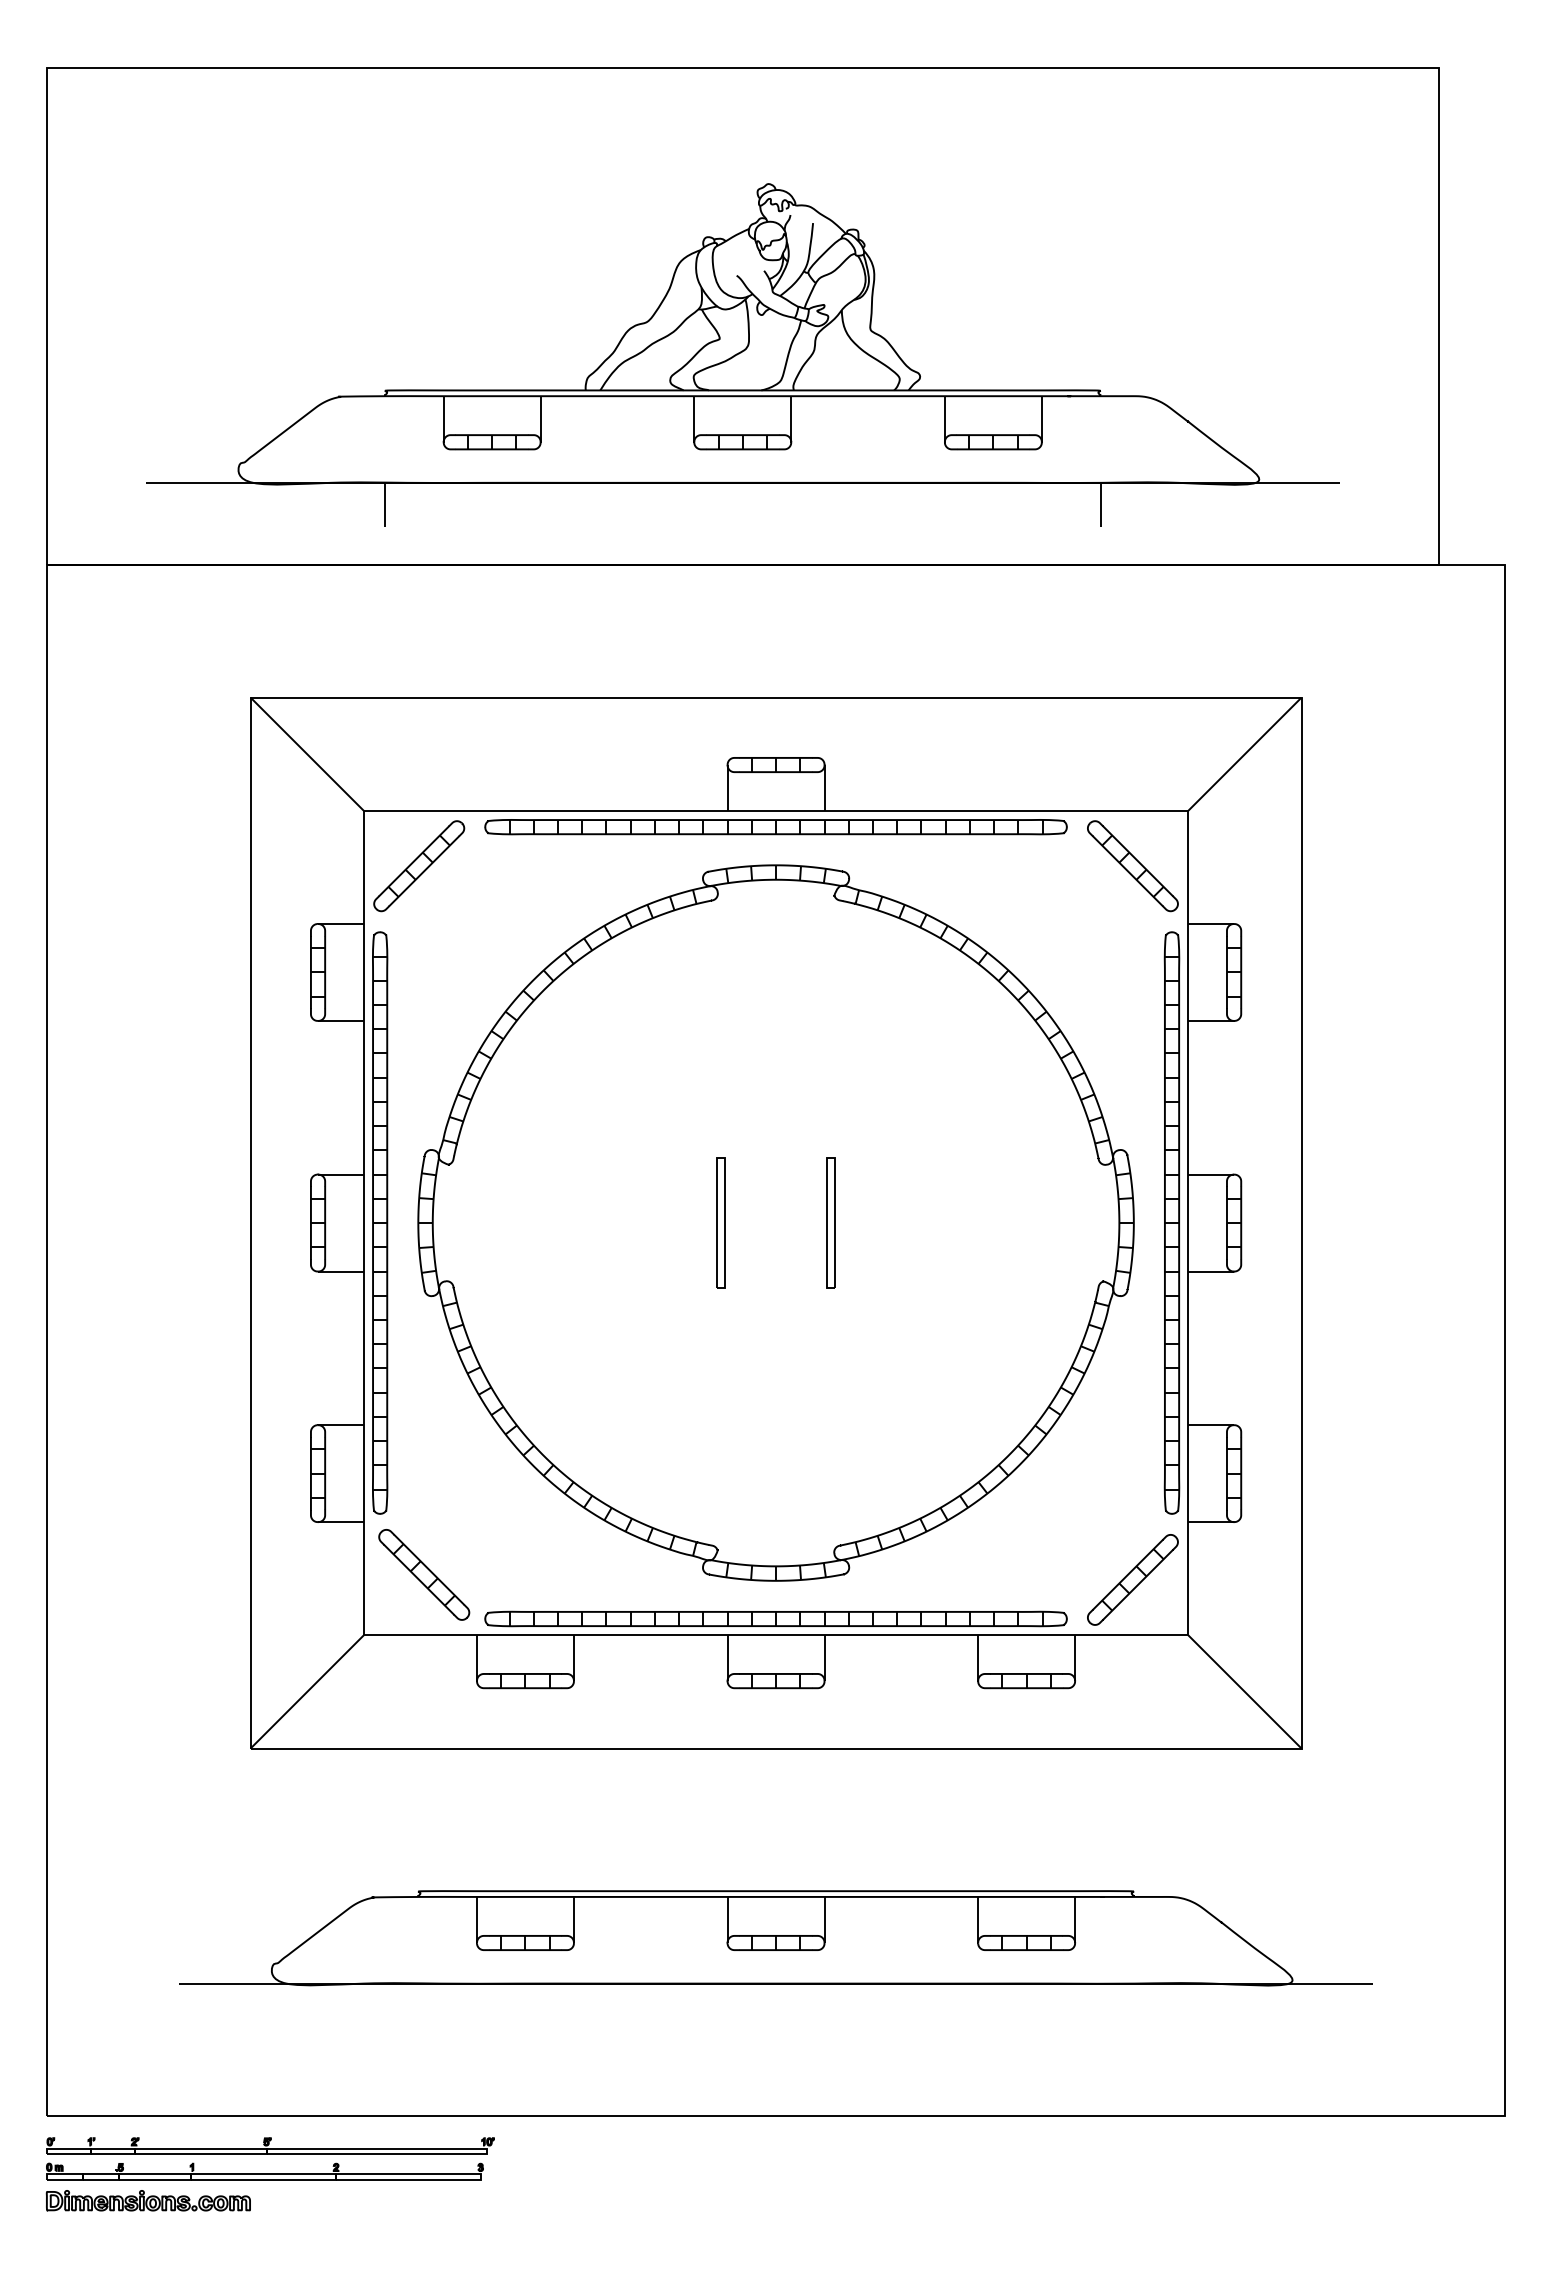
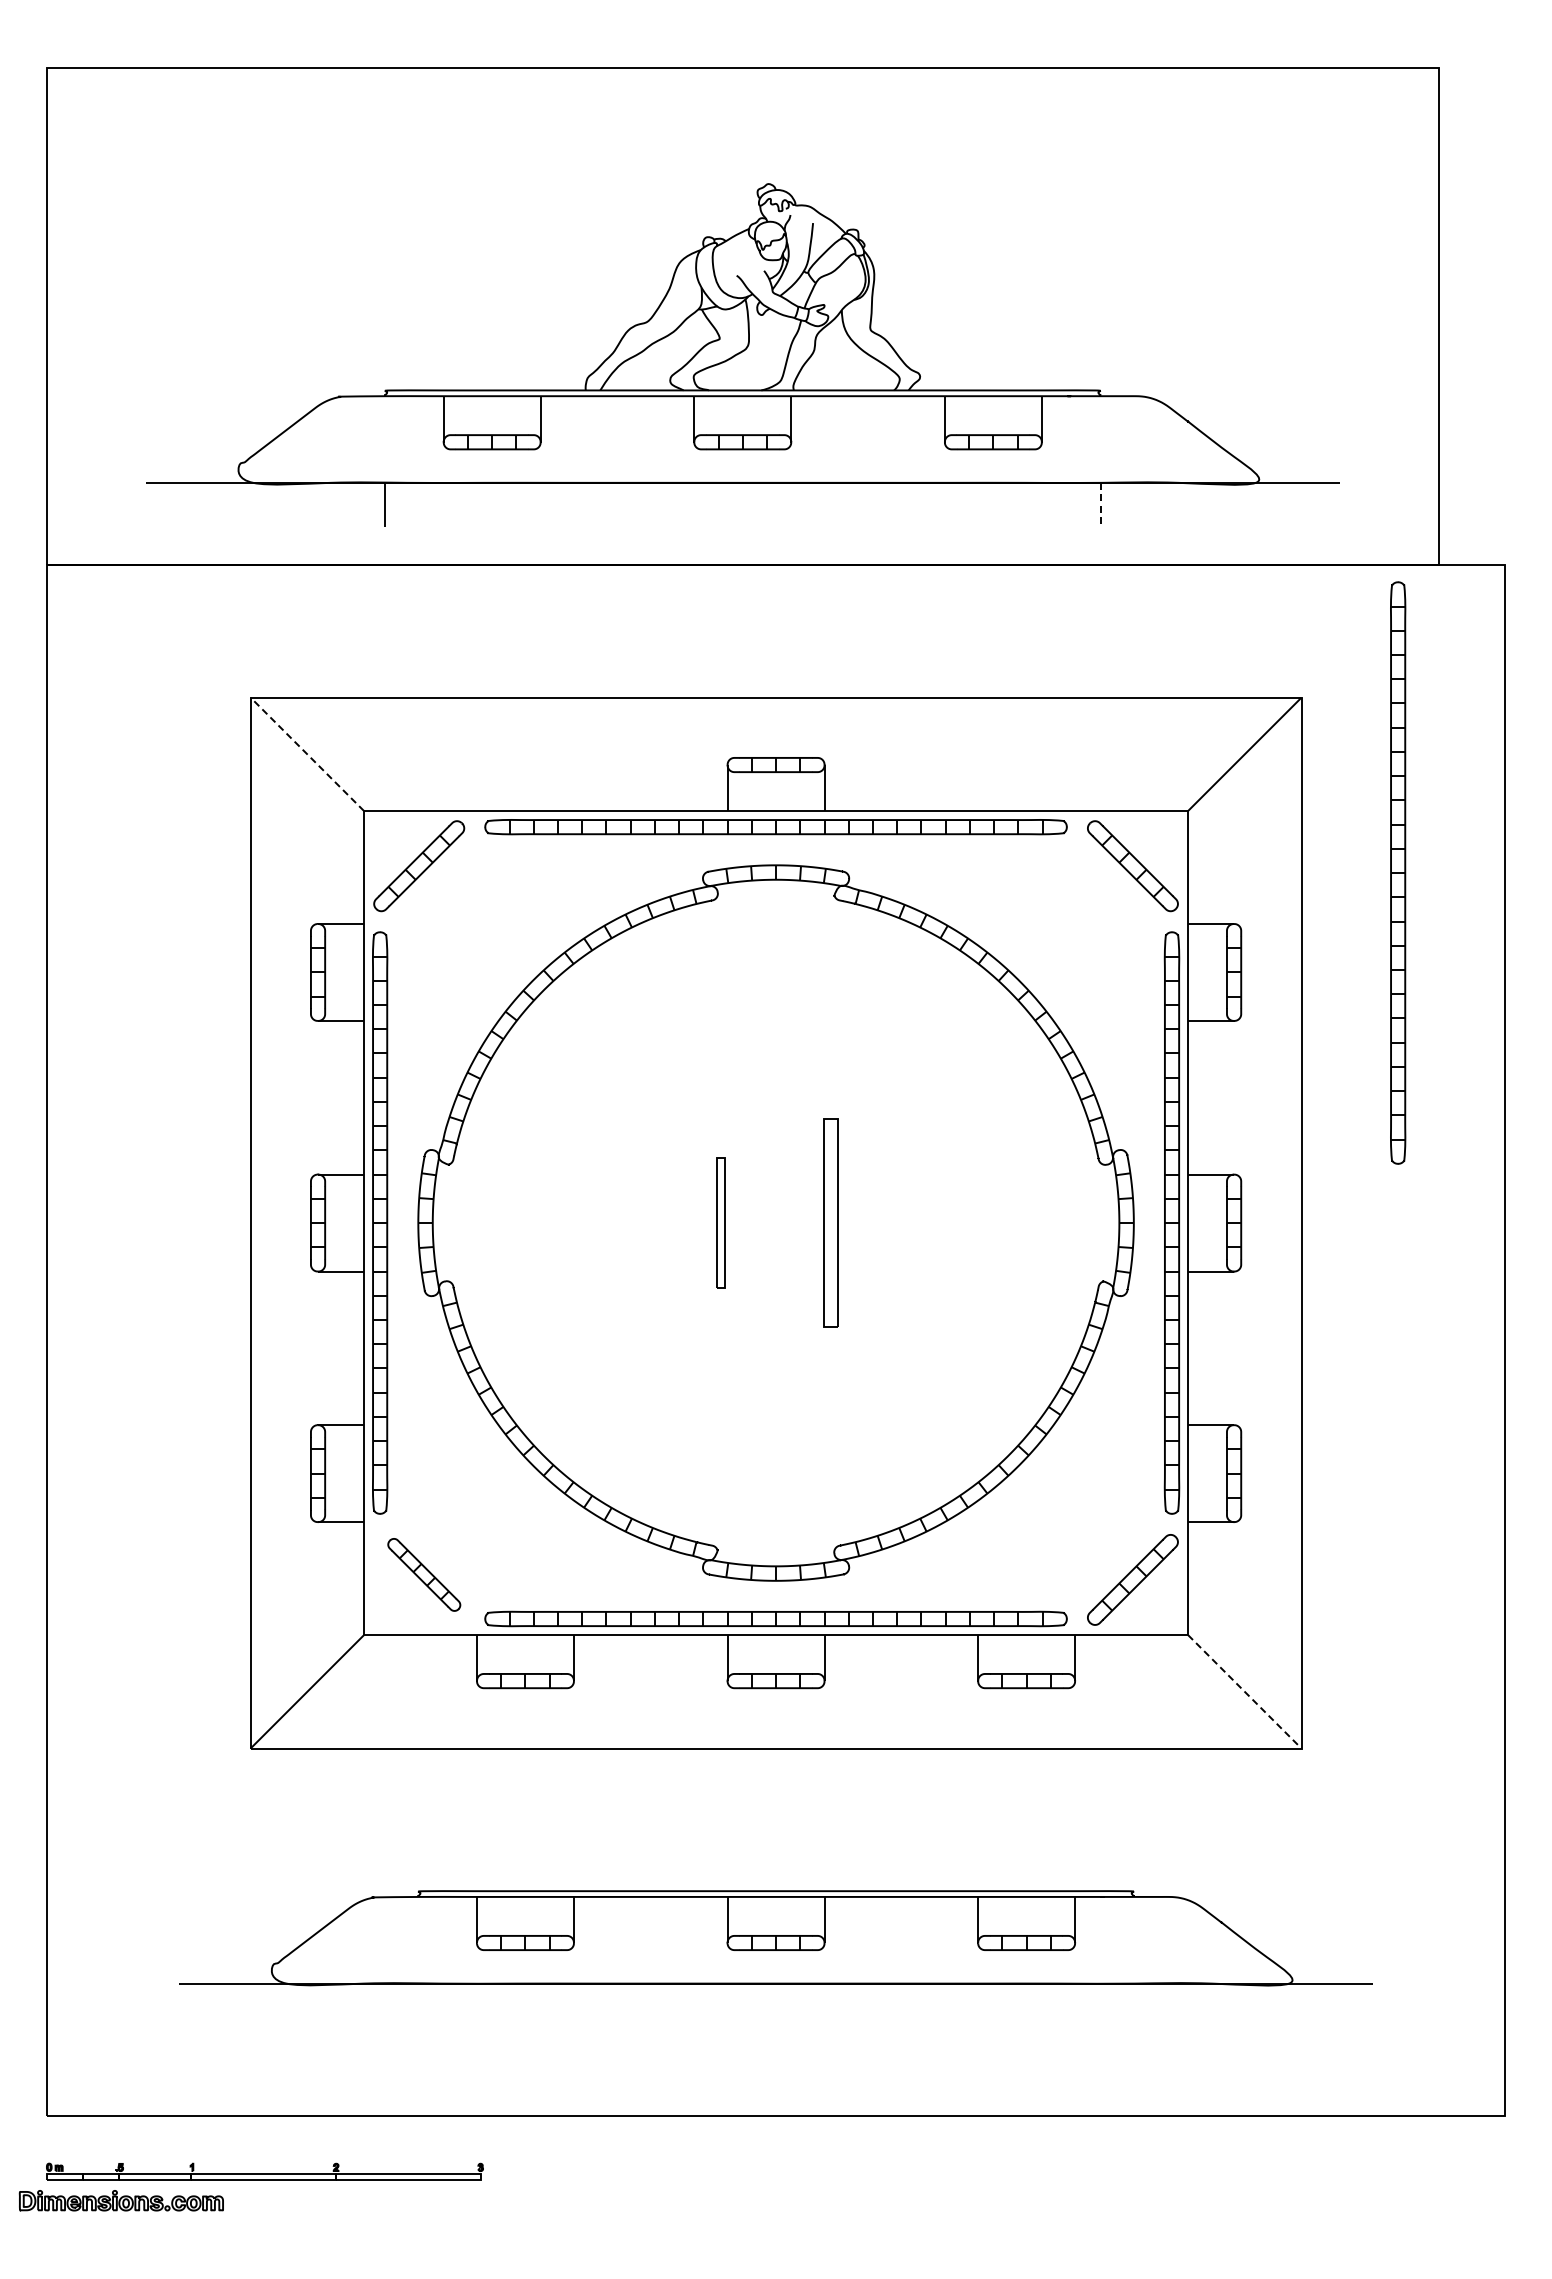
line: solid -> dashed (1100, 505)
line: solid -> dashed (307, 754)
part: none -> present (1398, 872)
part size: 10x132 px -> 16x210 px (830, 1222)
part size: 93x92 px -> 75x74 px (424, 1574)
line: solid -> dashed (1245, 1692)
part: present -> none (270, 2145)
part position: (147, 2200) -> (120, 2200) (120, 2200)
